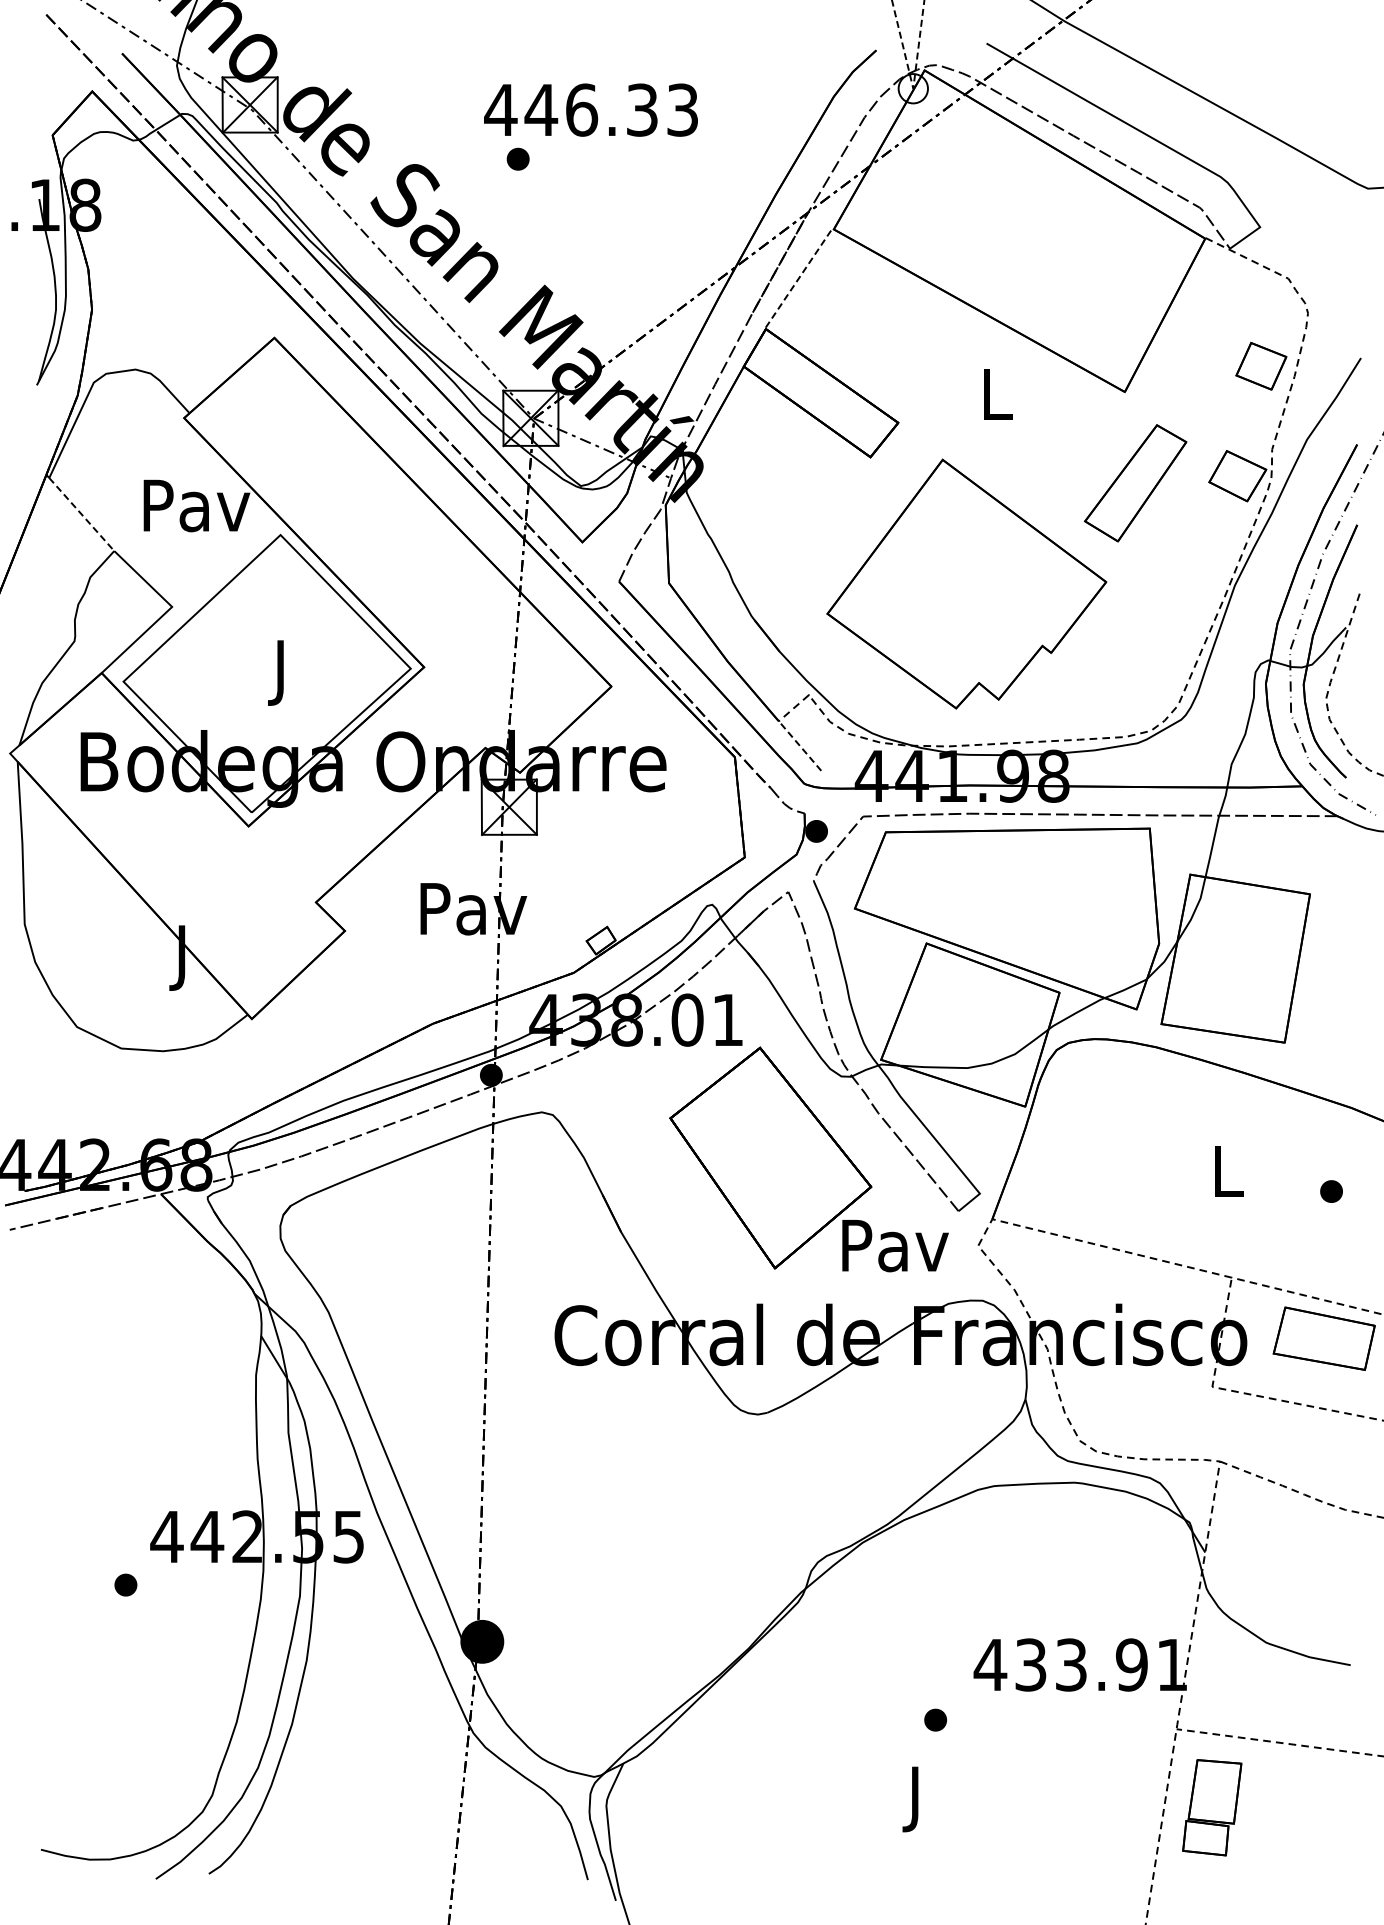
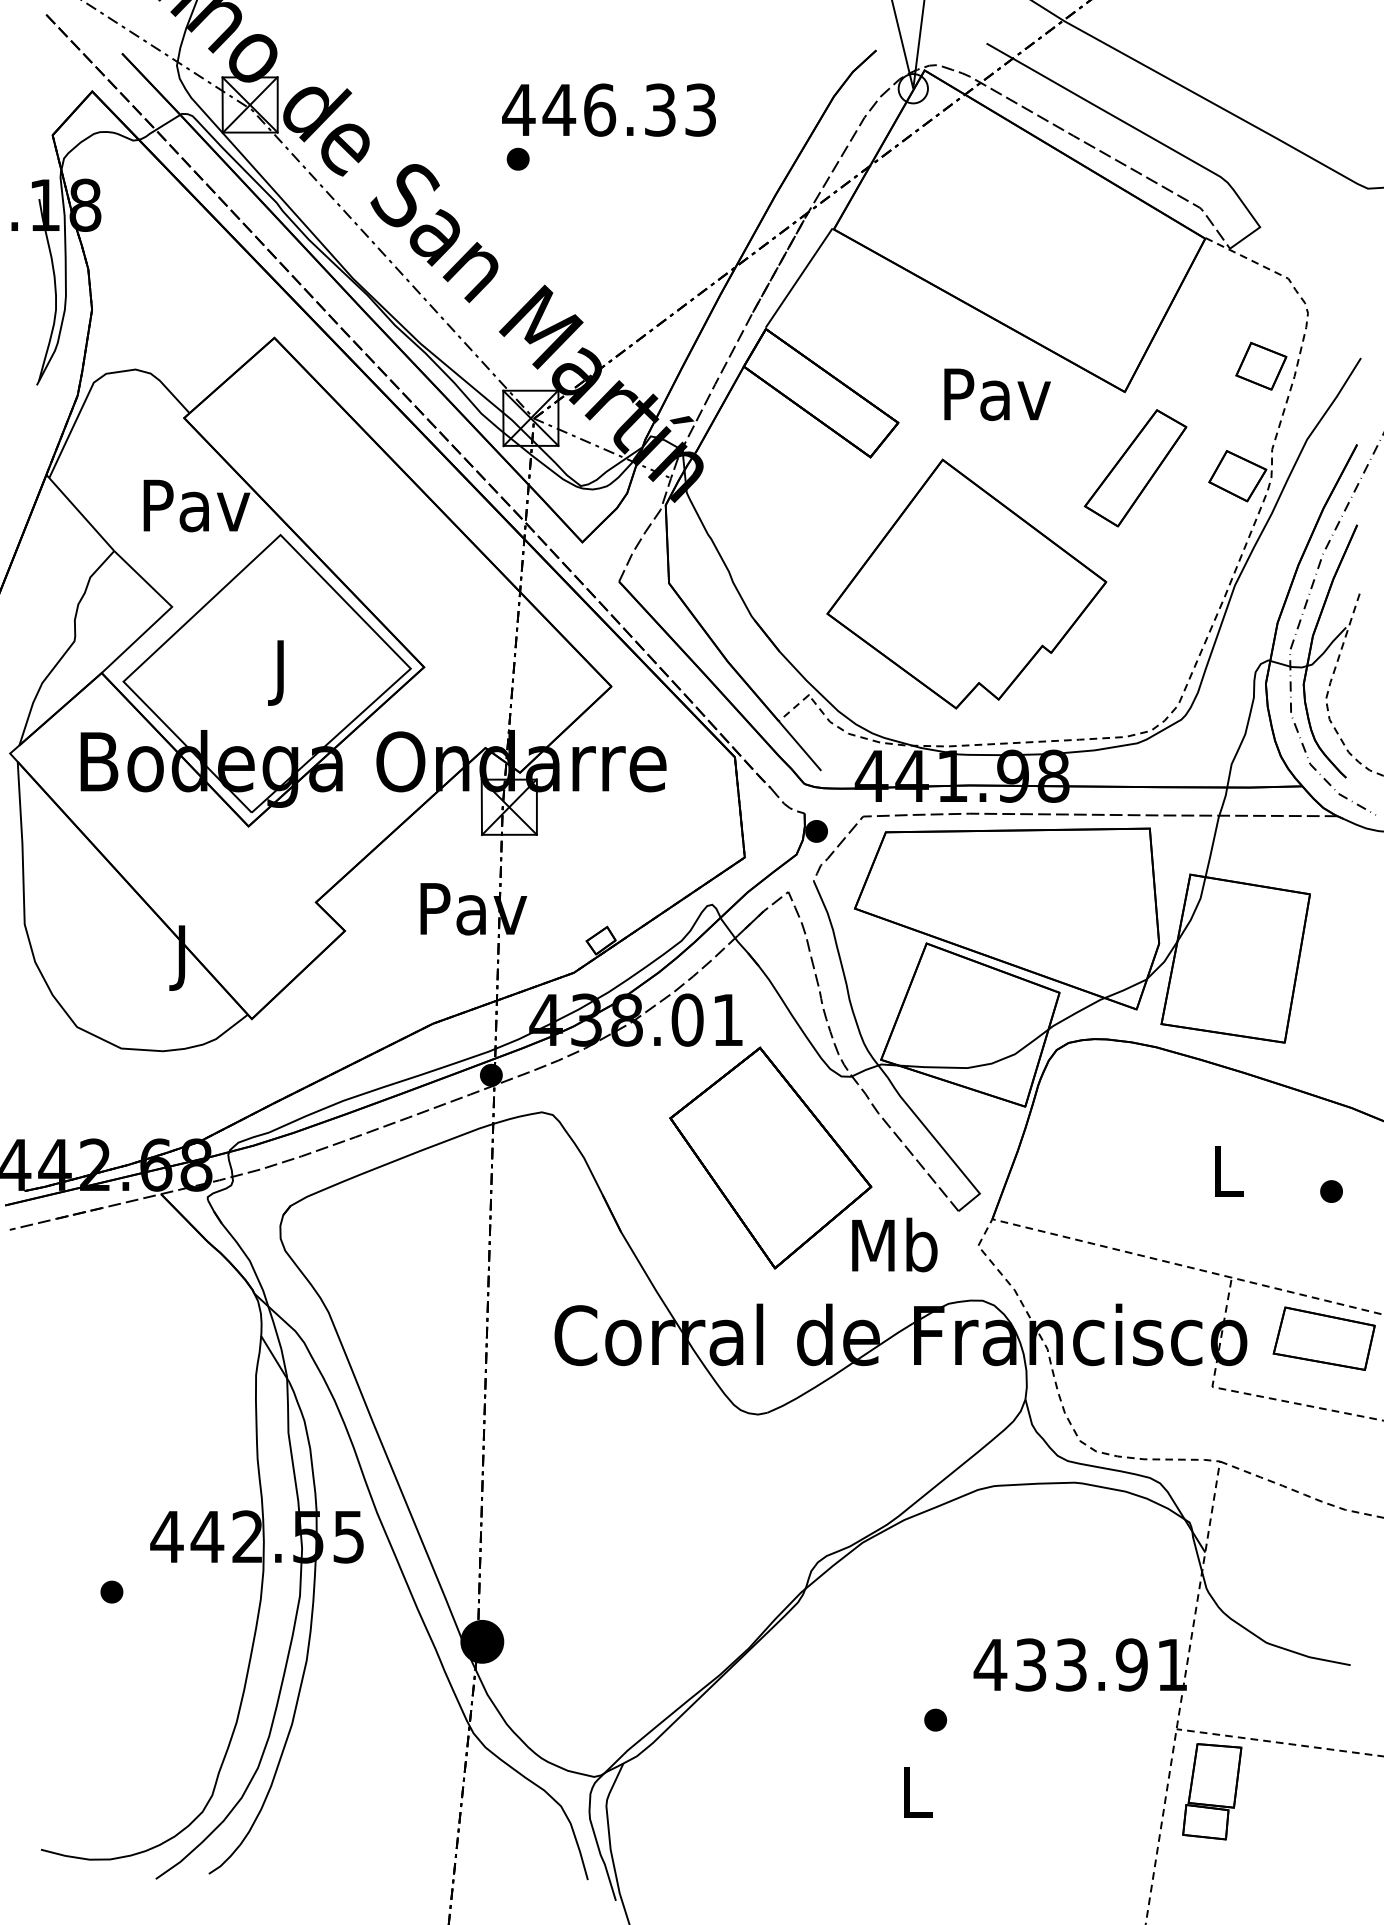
line: dashed -> solid (913, 88)
text position: (590, 109) -> (608, 109) (608, 109)
line: dashed -> solid (799, 277)
text: L -> Pav (997, 394)
part position: (1135, 483) -> (1135, 468) (1135, 468)
line: dashed -> solid (81, 514)
line: dashed -> solid (800, 746)
text: Pav -> Mb (895, 1244)
part position: (125, 1584) -> (111, 1591) (111, 1591)
text: J -> L (917, 1799)
part position: (1212, 1807) -> (1212, 1791) (1212, 1791)
